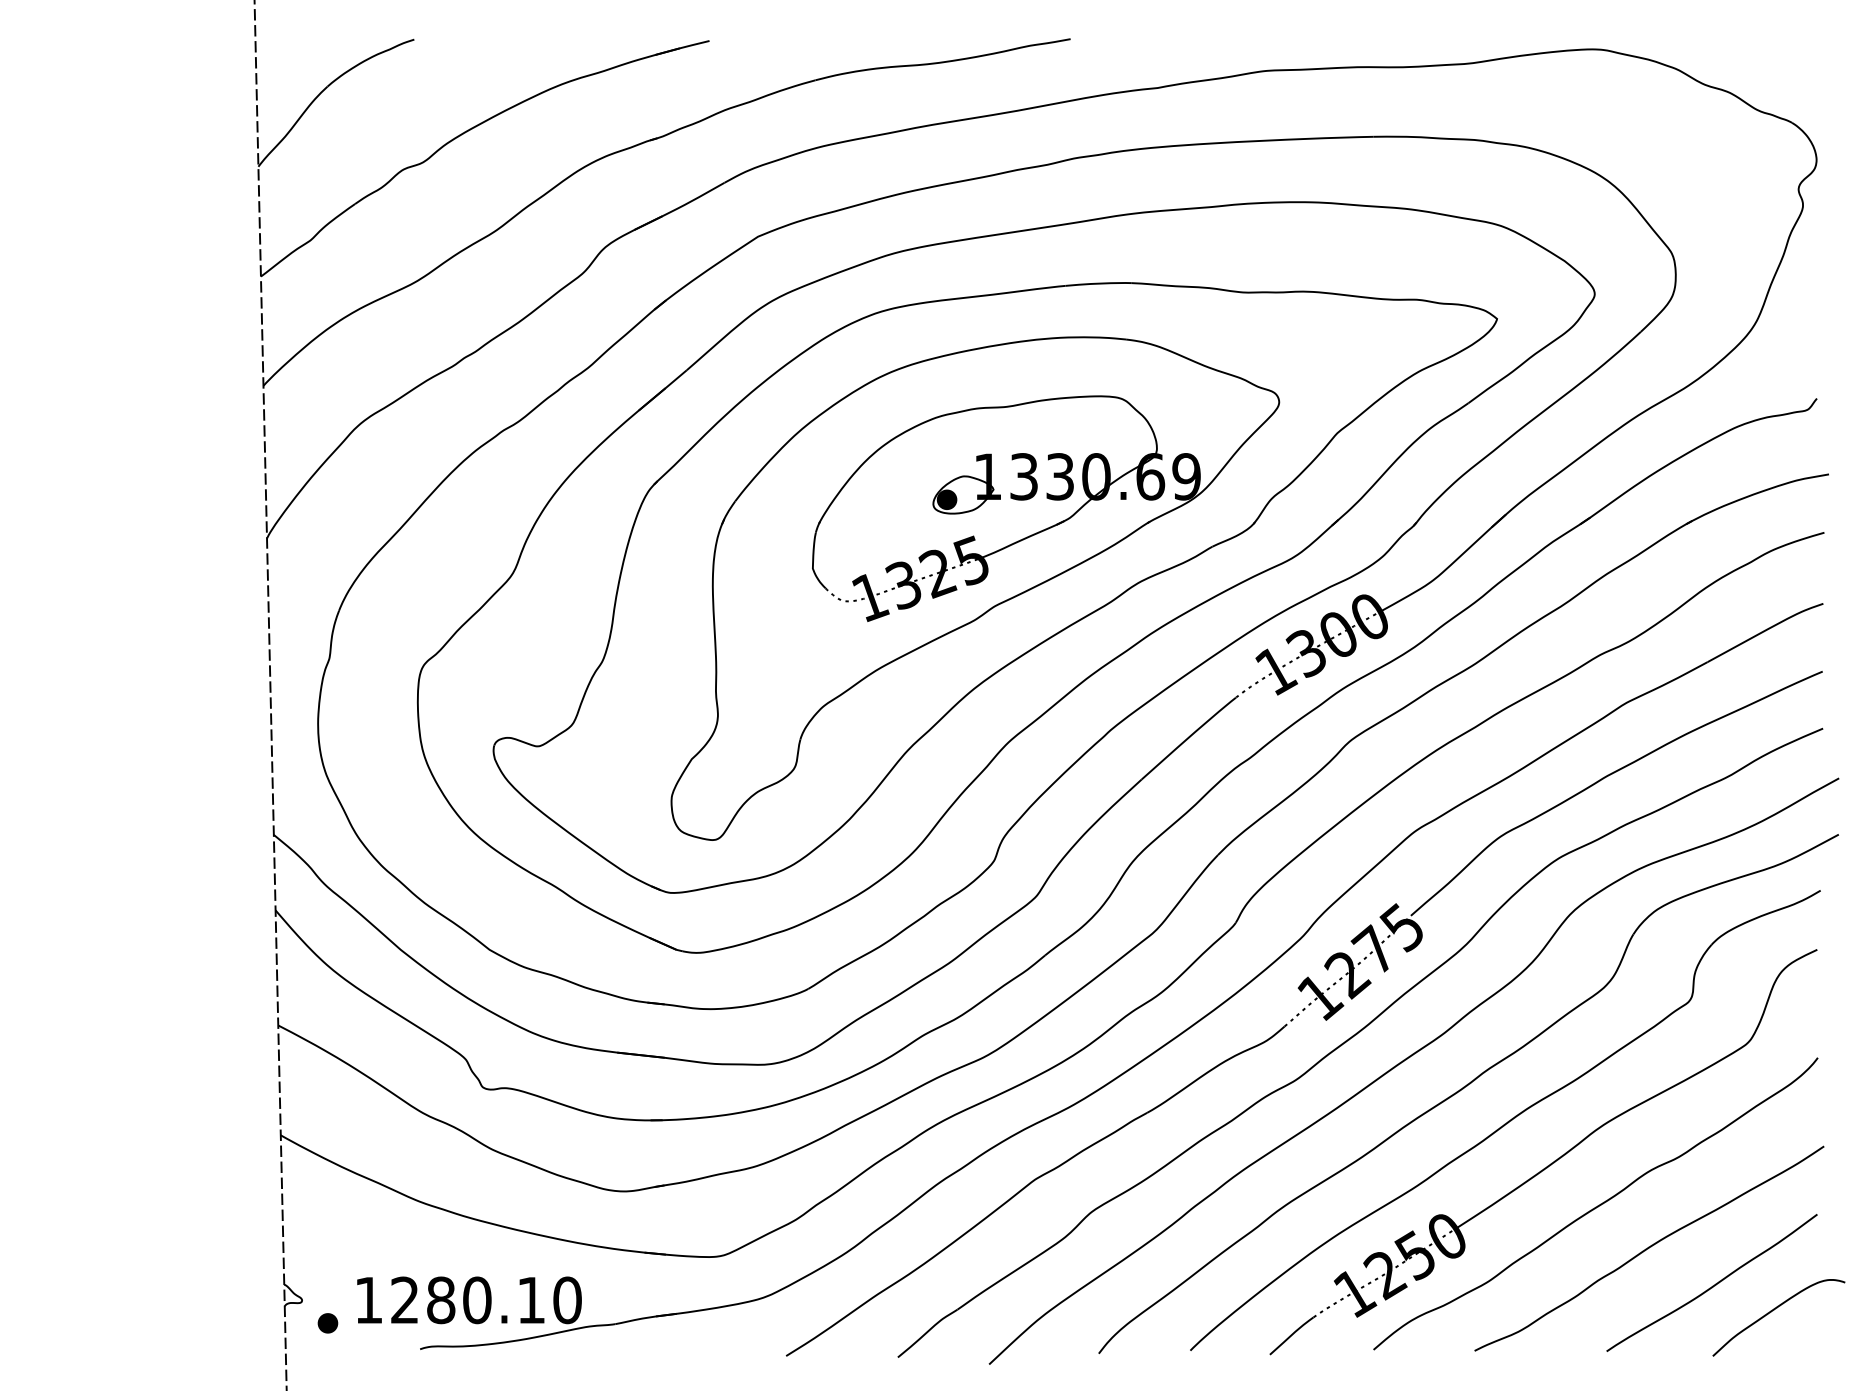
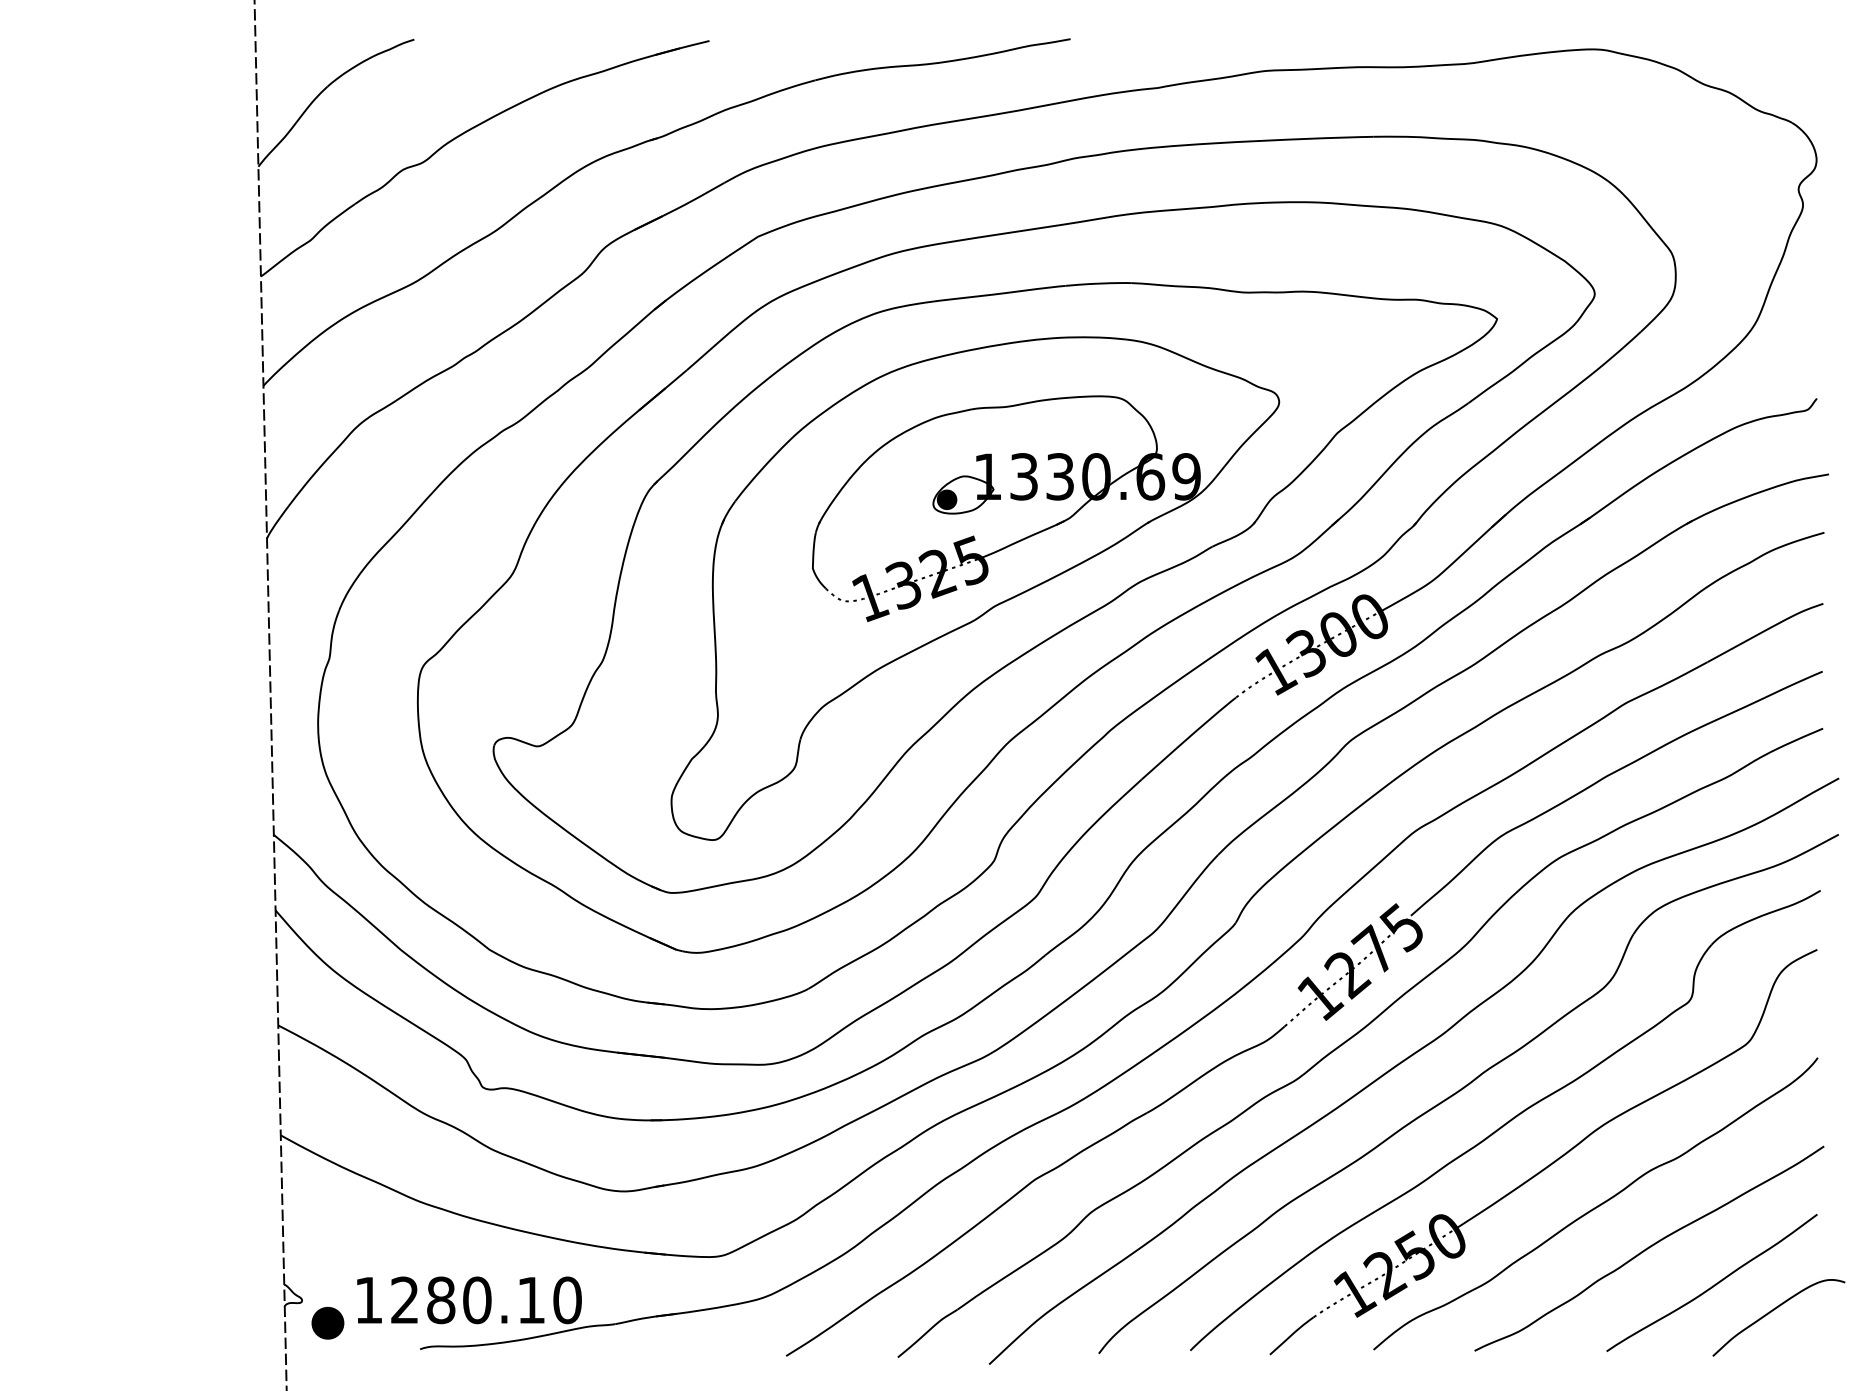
part size: 22x21 px -> 34x33 px (327, 1323)
